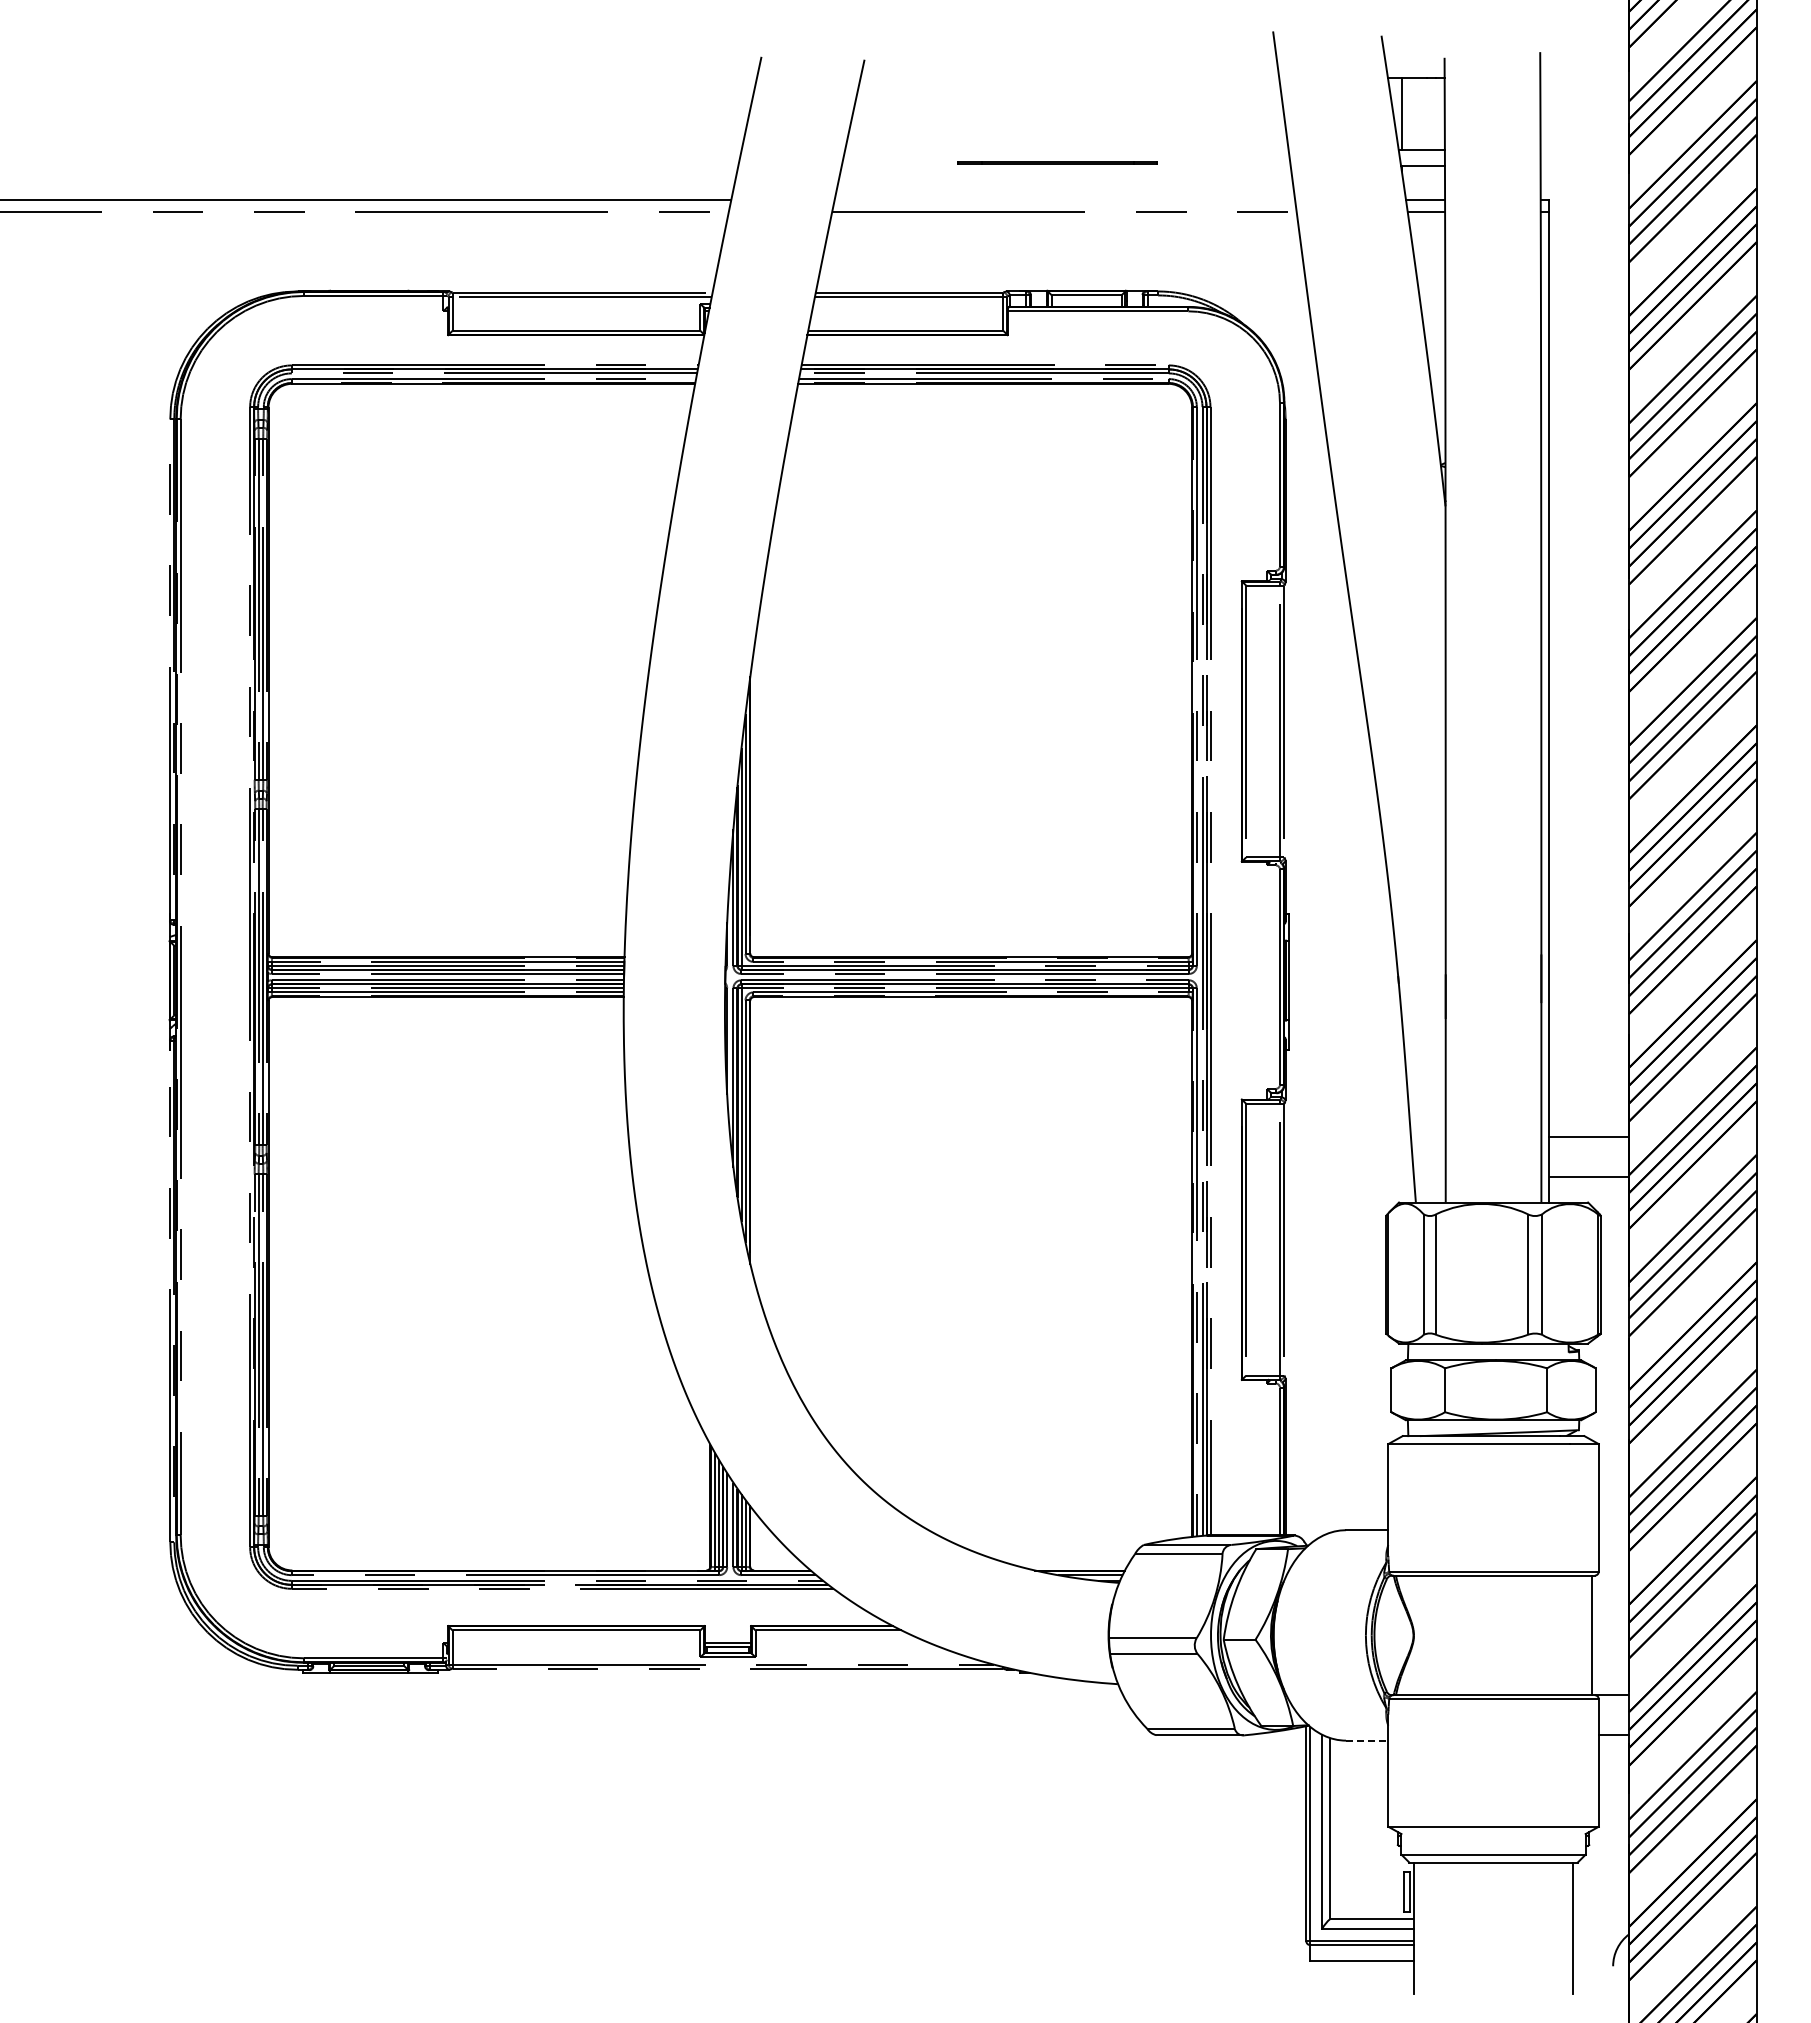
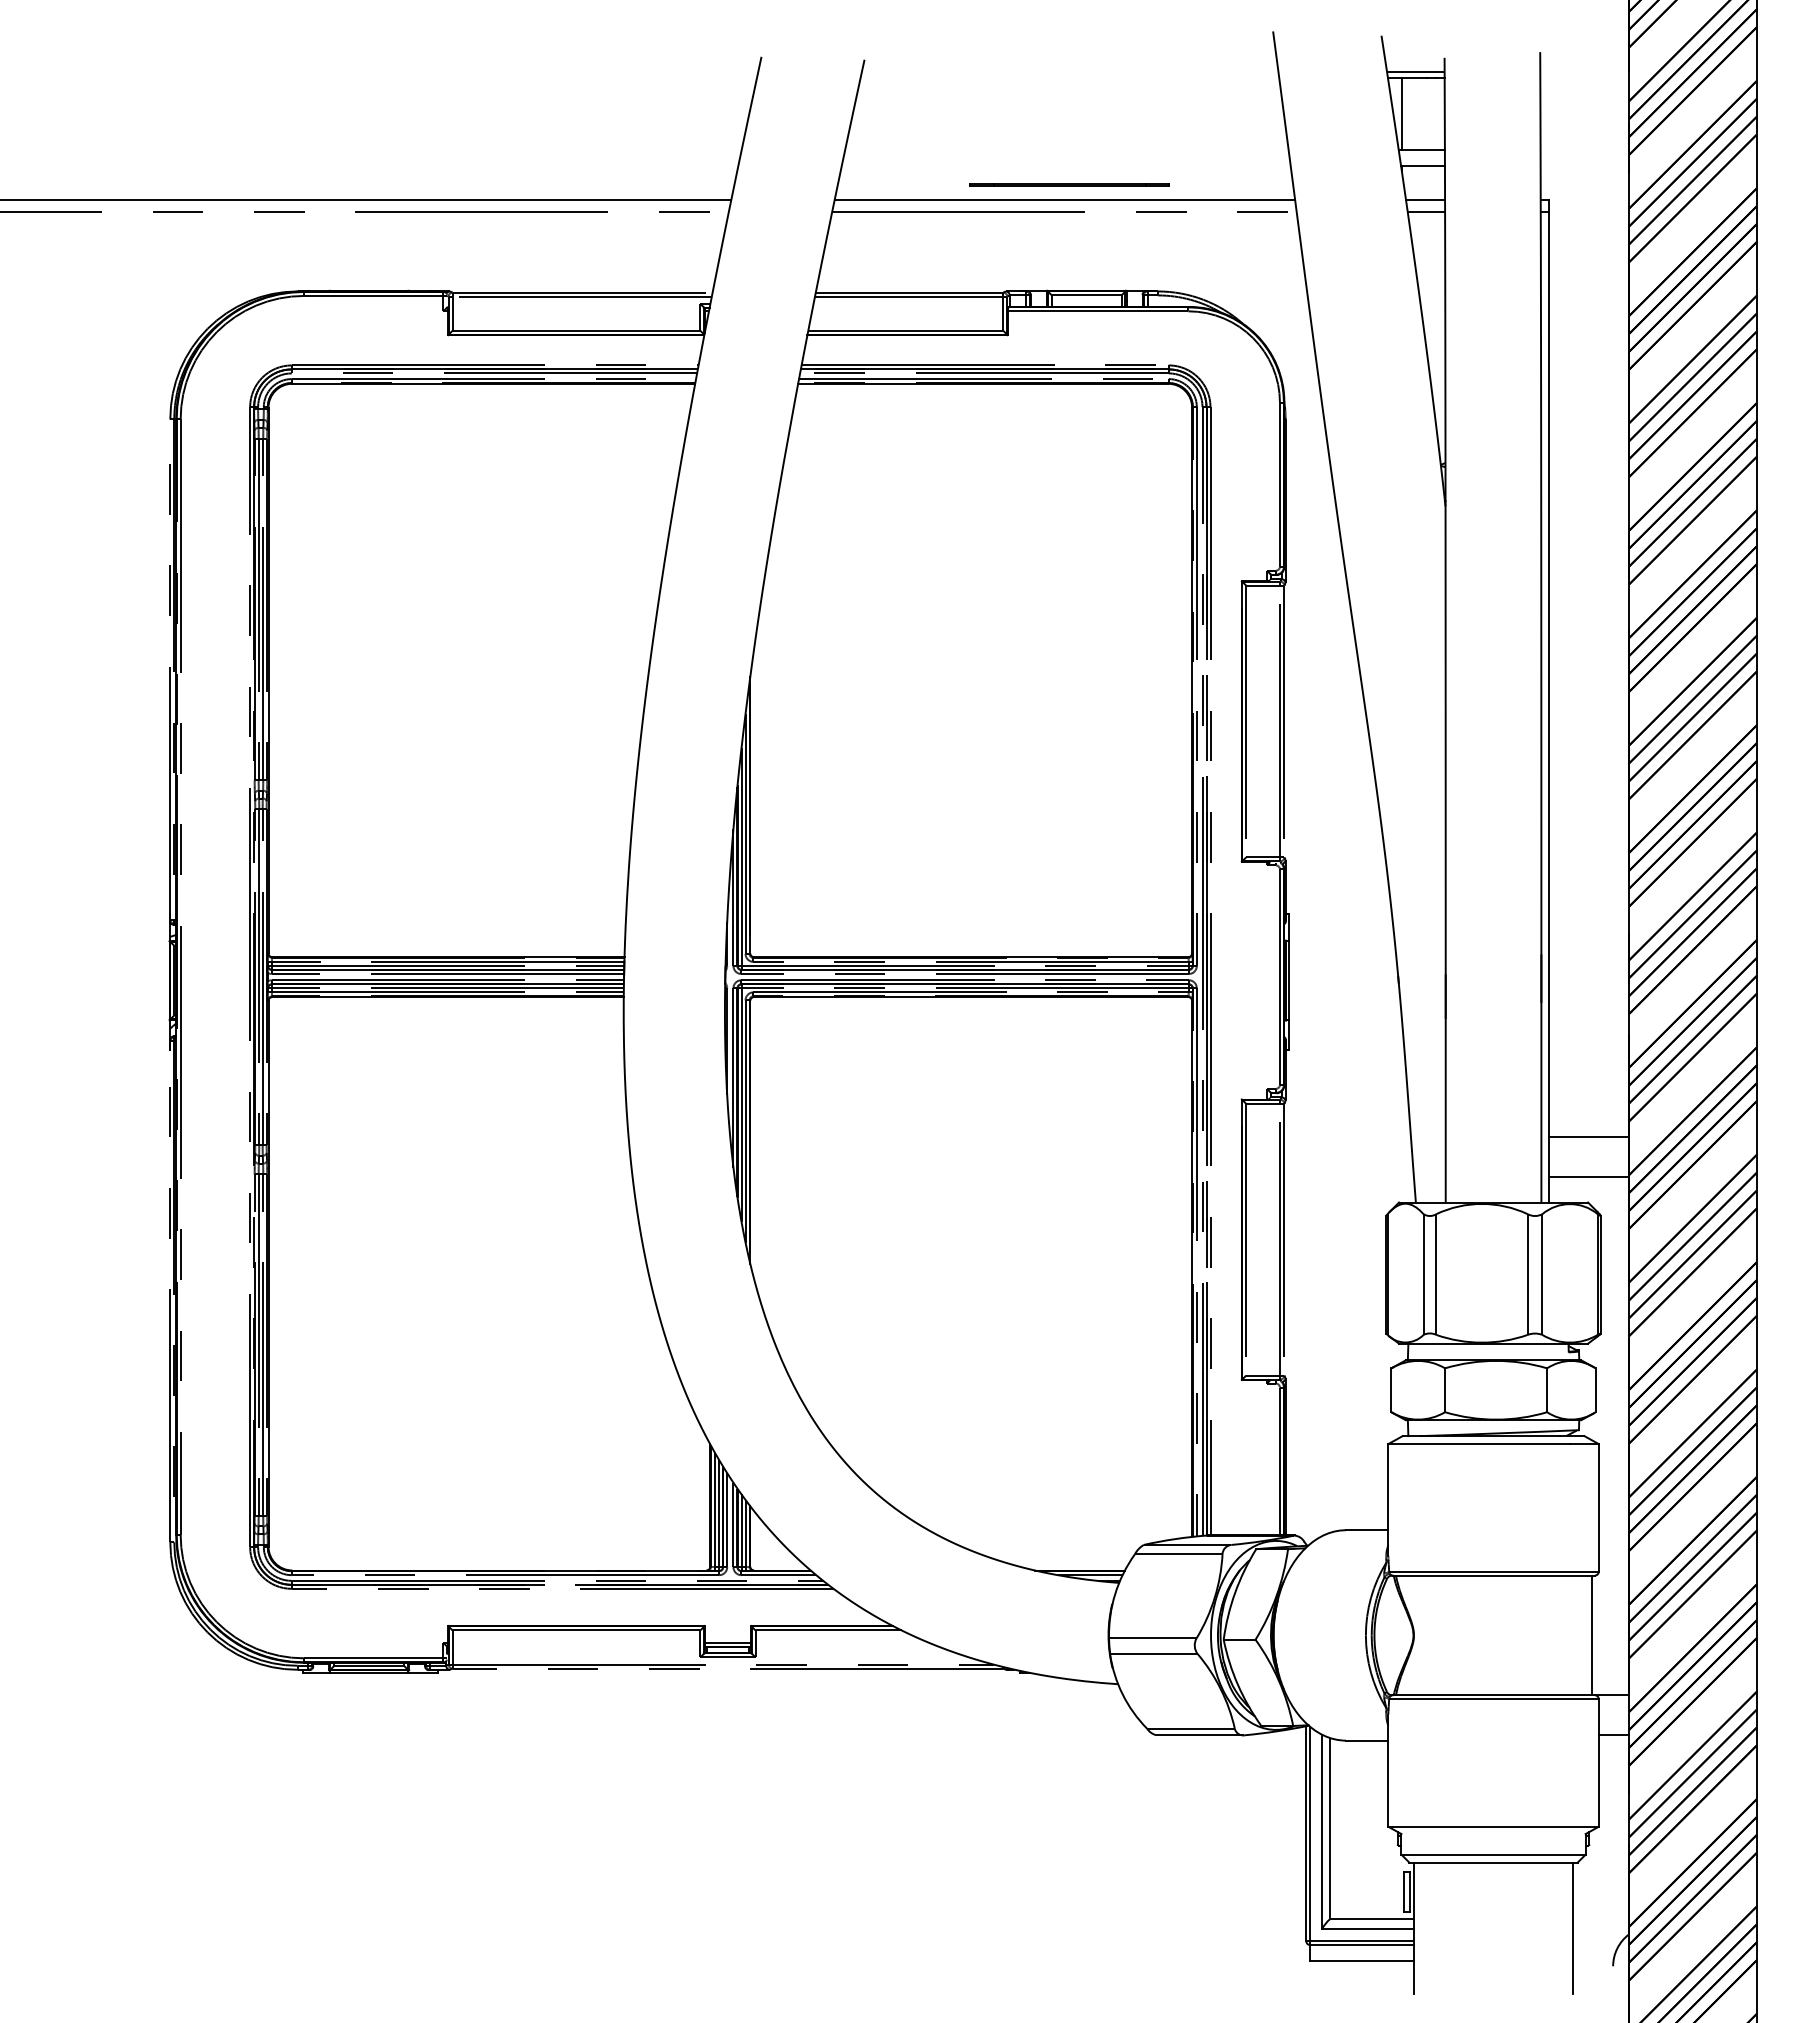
line: none -> present (1415, 72)
line position: (1057, 162) -> (1069, 184) (1069, 184)
line: none -> present (1064, 199)
line: dashed -> solid (1367, 1740)
